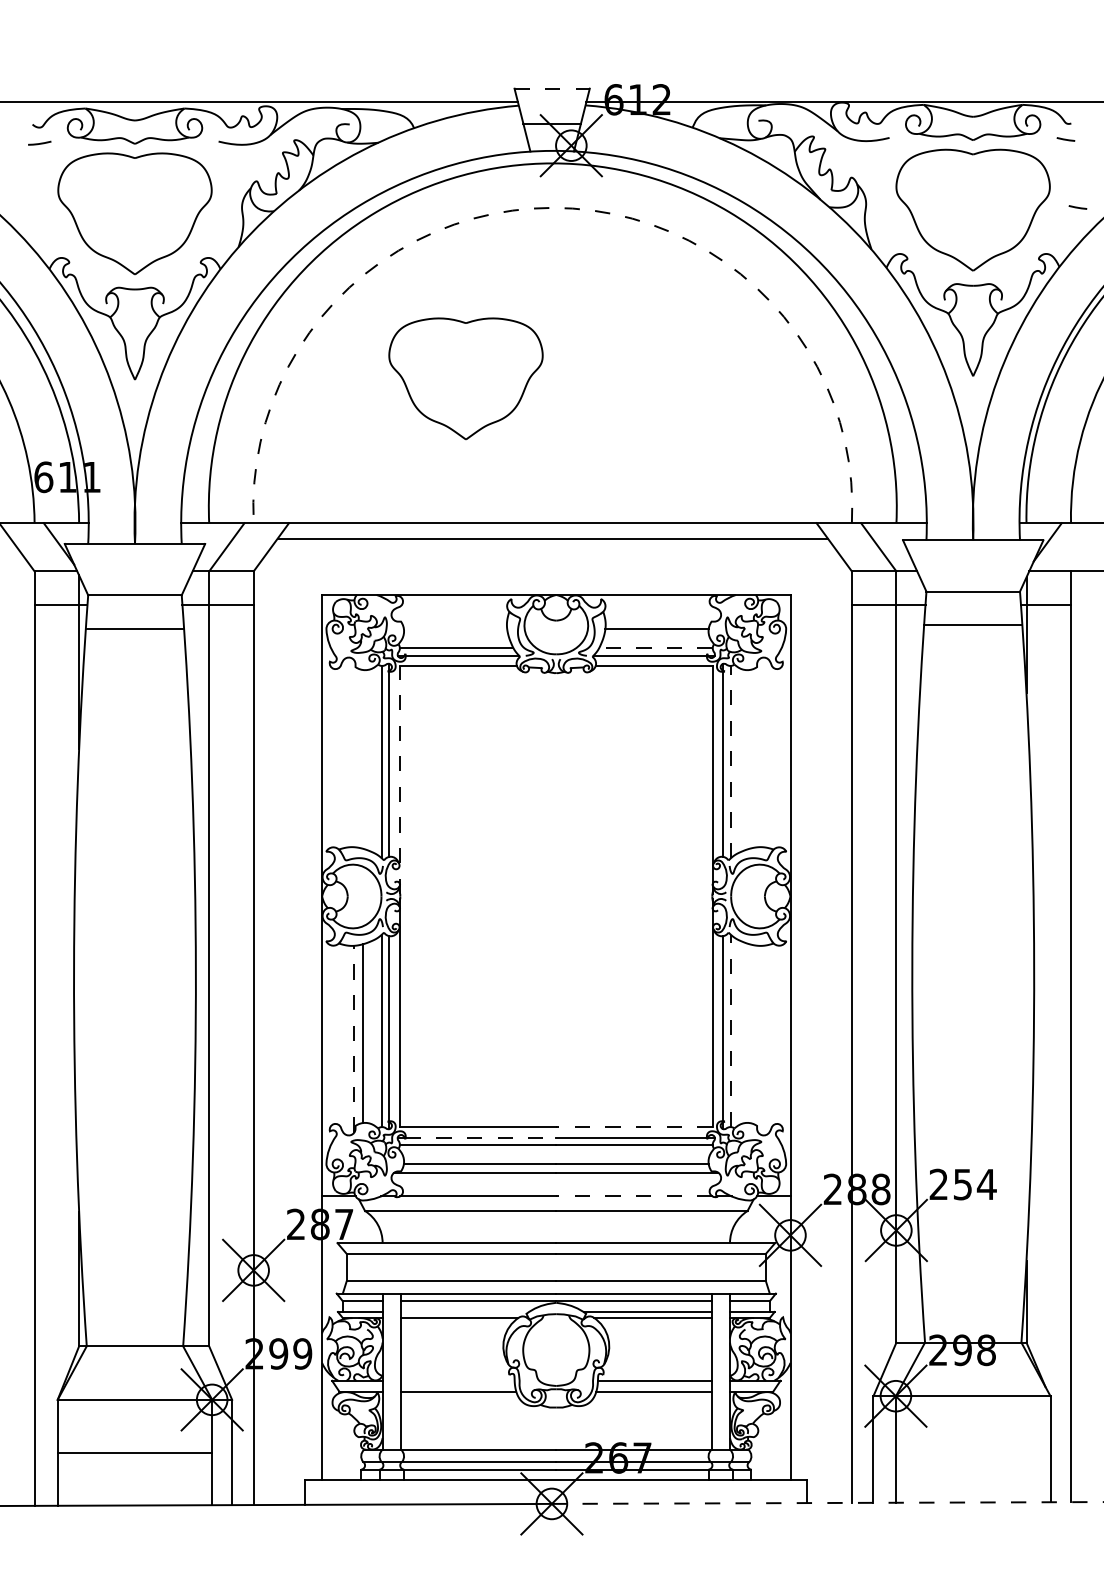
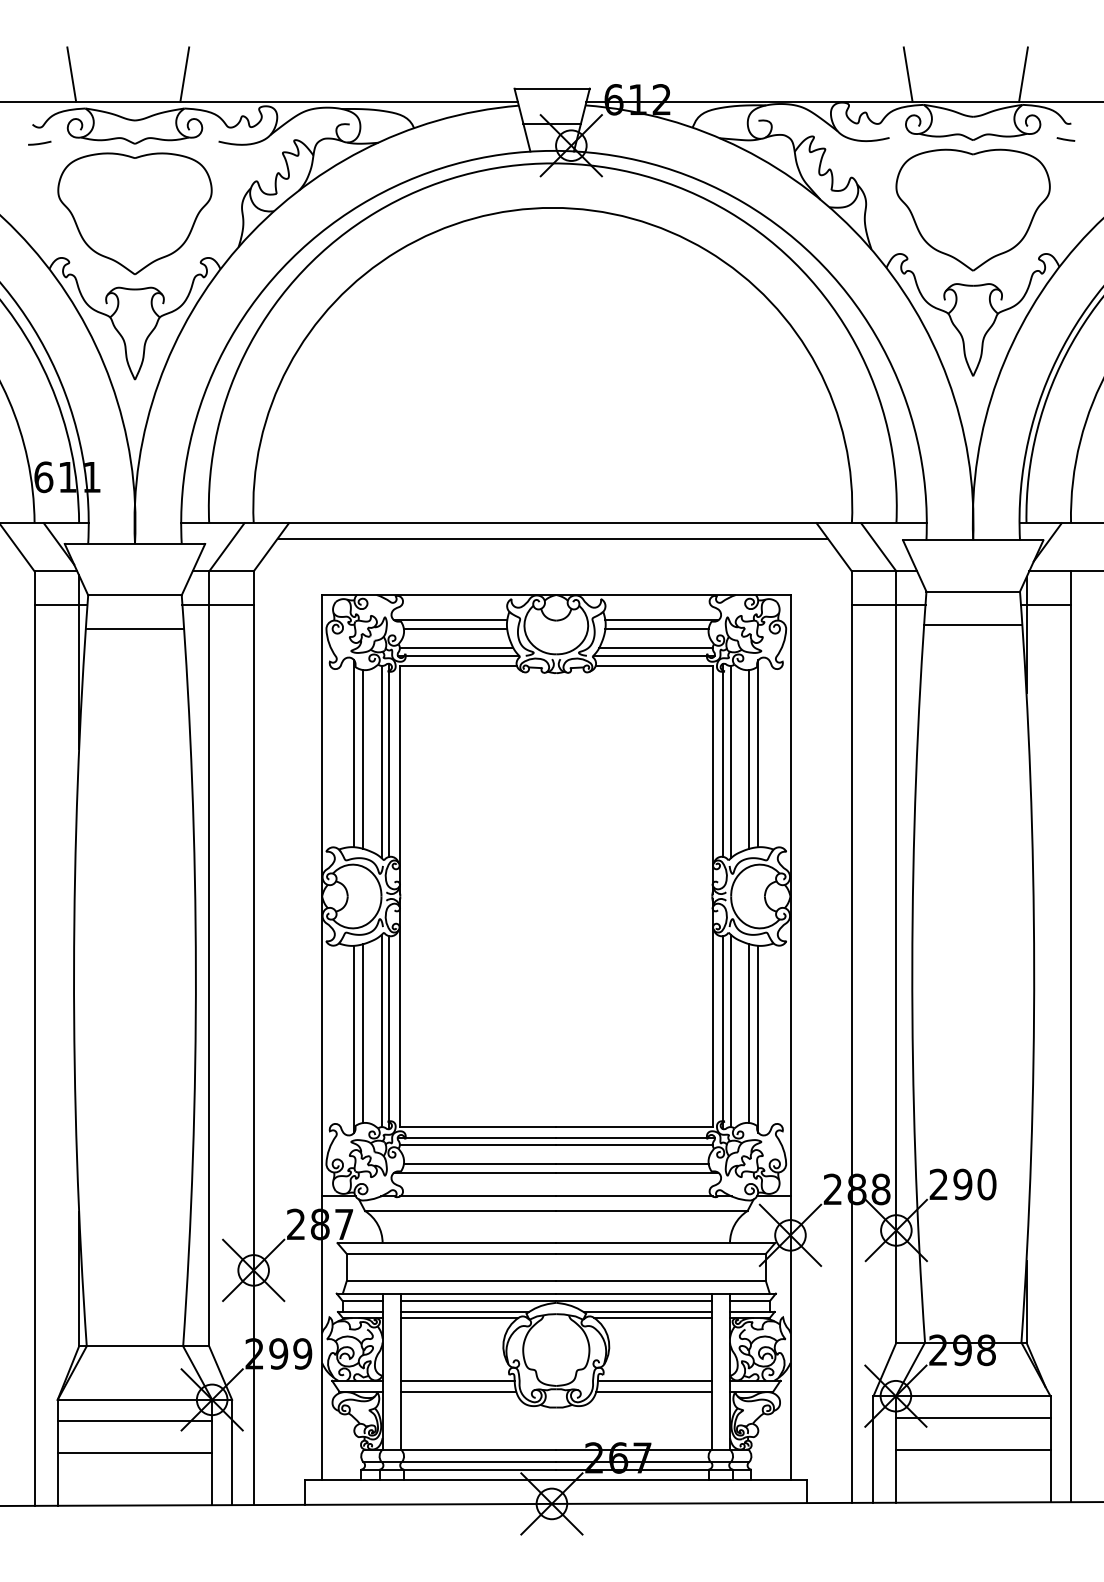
line: none -> present (71, 74)
line: none -> present (184, 74)
line: none -> present (907, 74)
line: none -> present (1023, 74)
line: dashed -> solid (552, 88)
arc: dashed -> solid (552, 207)
line: present -> none (1077, 207)
part: present -> none (465, 378)
line: none -> present (450, 620)
line: none -> present (661, 620)
line: none -> present (455, 629)
line: dashed -> solid (656, 647)
line: none -> present (354, 753)
line: none -> present (758, 753)
line: none -> present (363, 759)
line: none -> present (749, 759)
line: dashed -> solid (730, 761)
line: dashed -> solid (400, 780)
line: dashed -> solid (730, 1030)
line: none -> present (749, 1033)
line: dashed -> solid (354, 1038)
line: none -> present (758, 1038)
line: dashed -> solid (633, 1126)
line: dashed -> solid (481, 1137)
text: 254 -> 290 (974, 1184)
line: dashed -> solid (633, 1196)
line: none -> present (465, 1311)
line: none -> present (457, 1380)
line: none -> present (972, 1417)
line: none -> present (134, 1421)
line: none -> present (972, 1449)
line: dashed -> solid (827, 1502)
